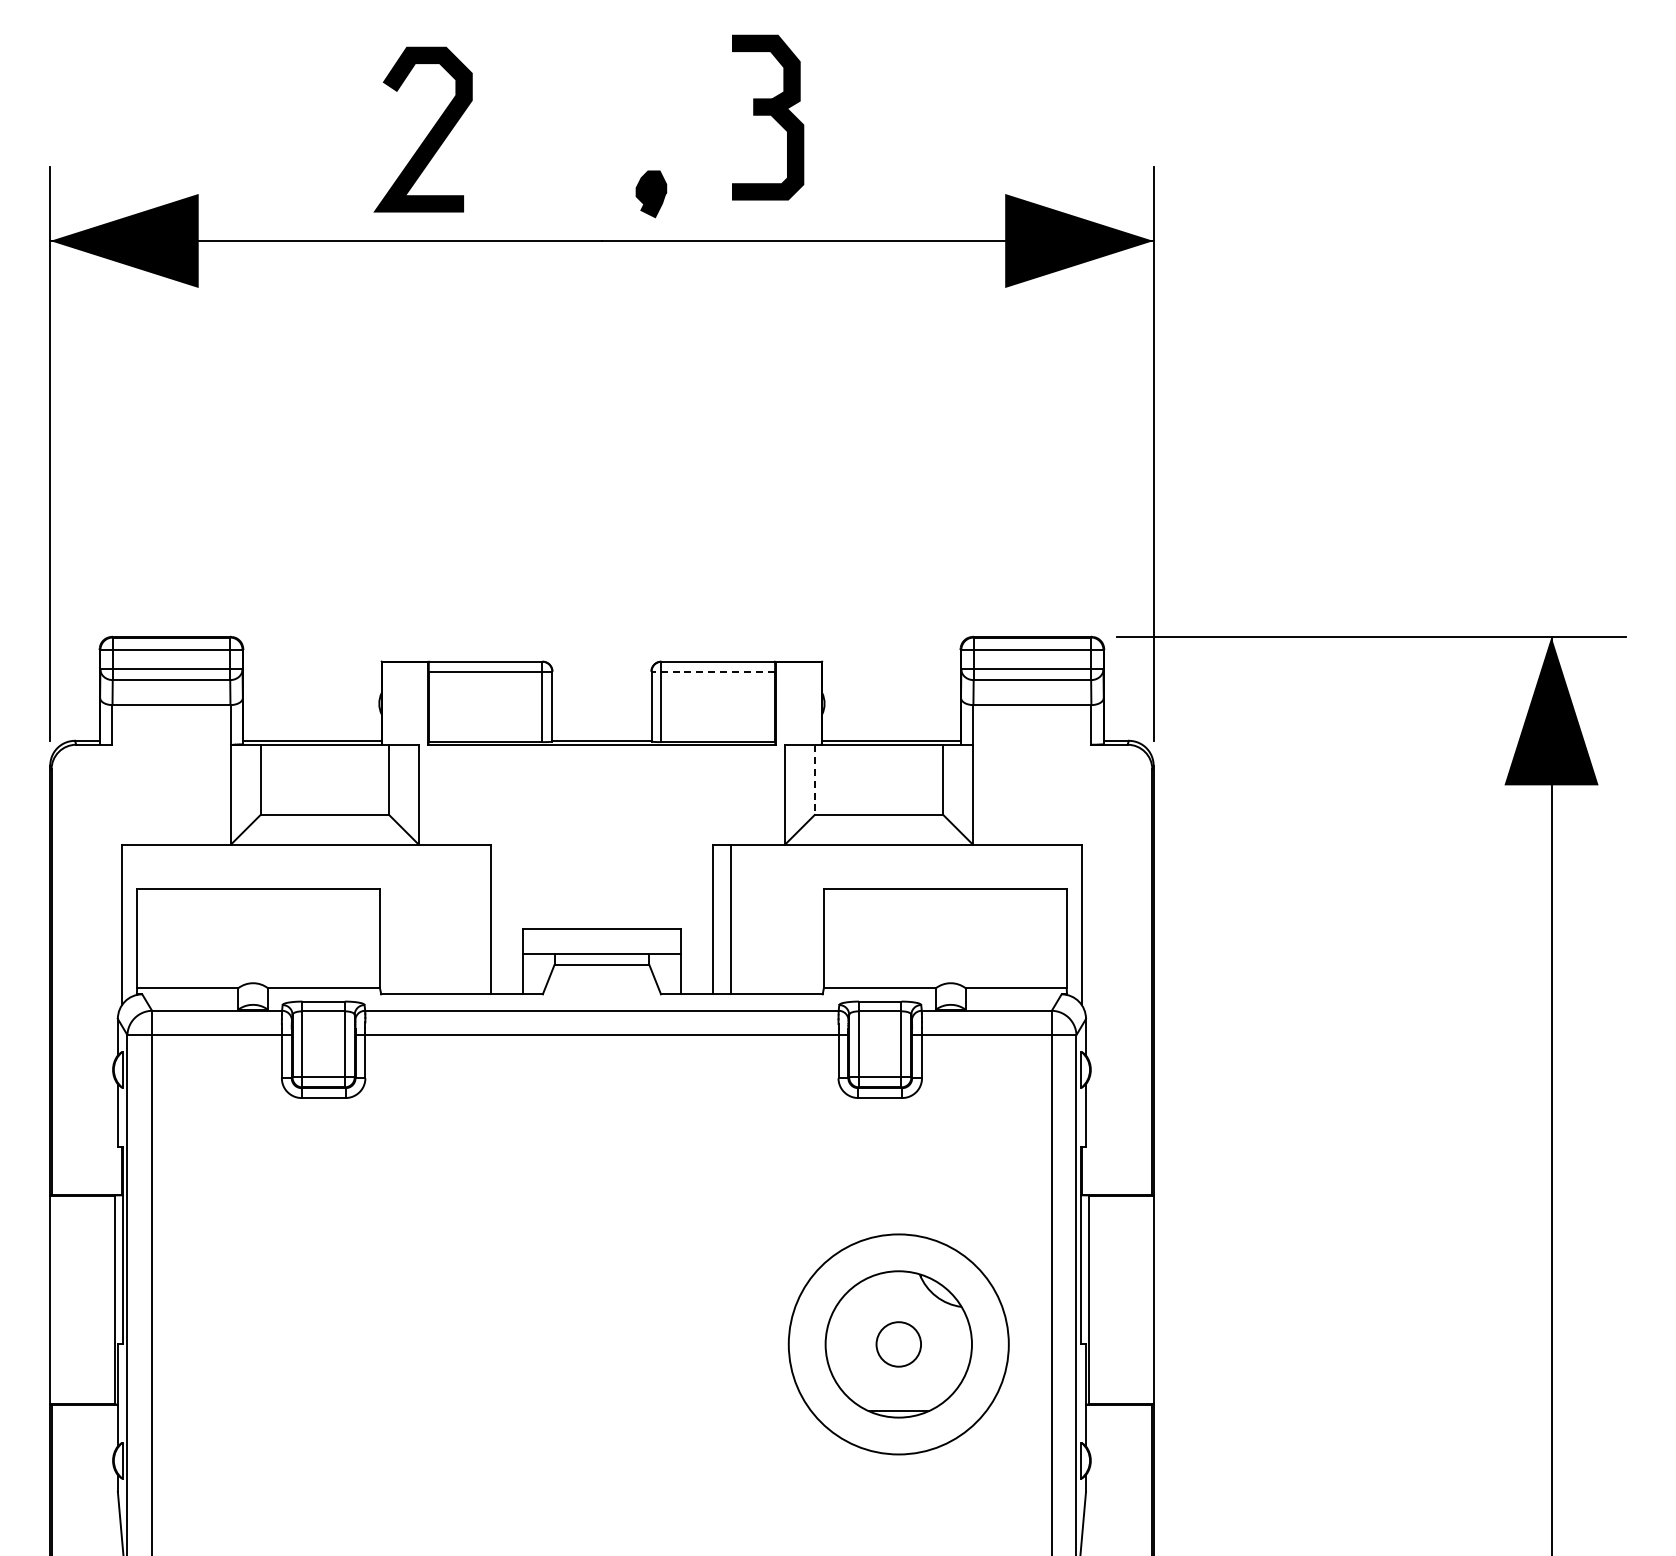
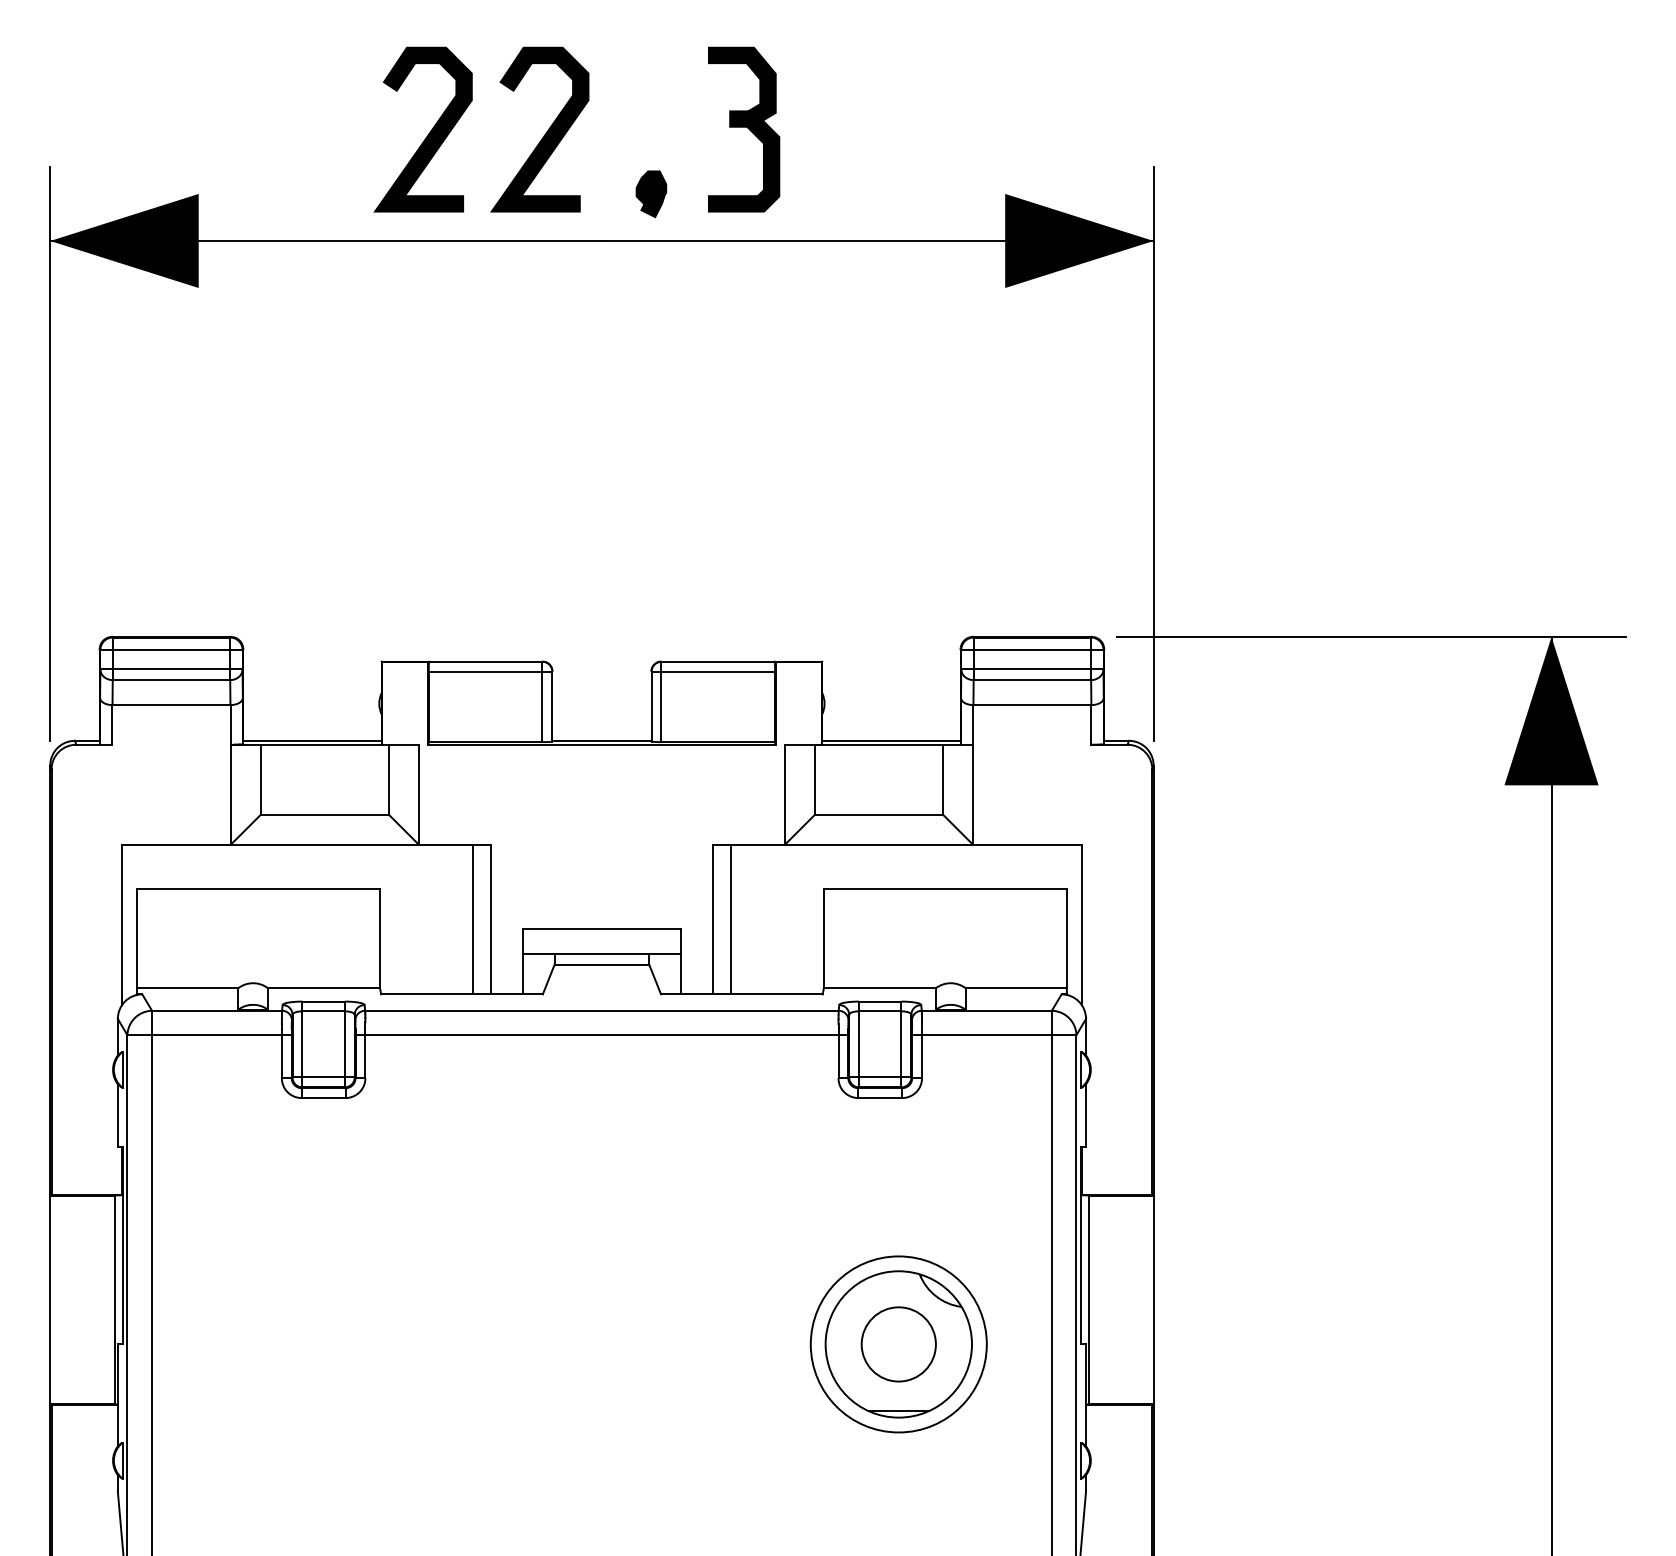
part position: (768, 117) -> (744, 129) (744, 129)
curve: none -> present (544, 134)
line: dashed -> solid (713, 671)
line: dashed -> solid (814, 780)
line: none -> present (472, 919)
circle diameter: 220 px -> 176 px (898, 1344)
circle diameter: 45 px -> 74 px (898, 1344)
